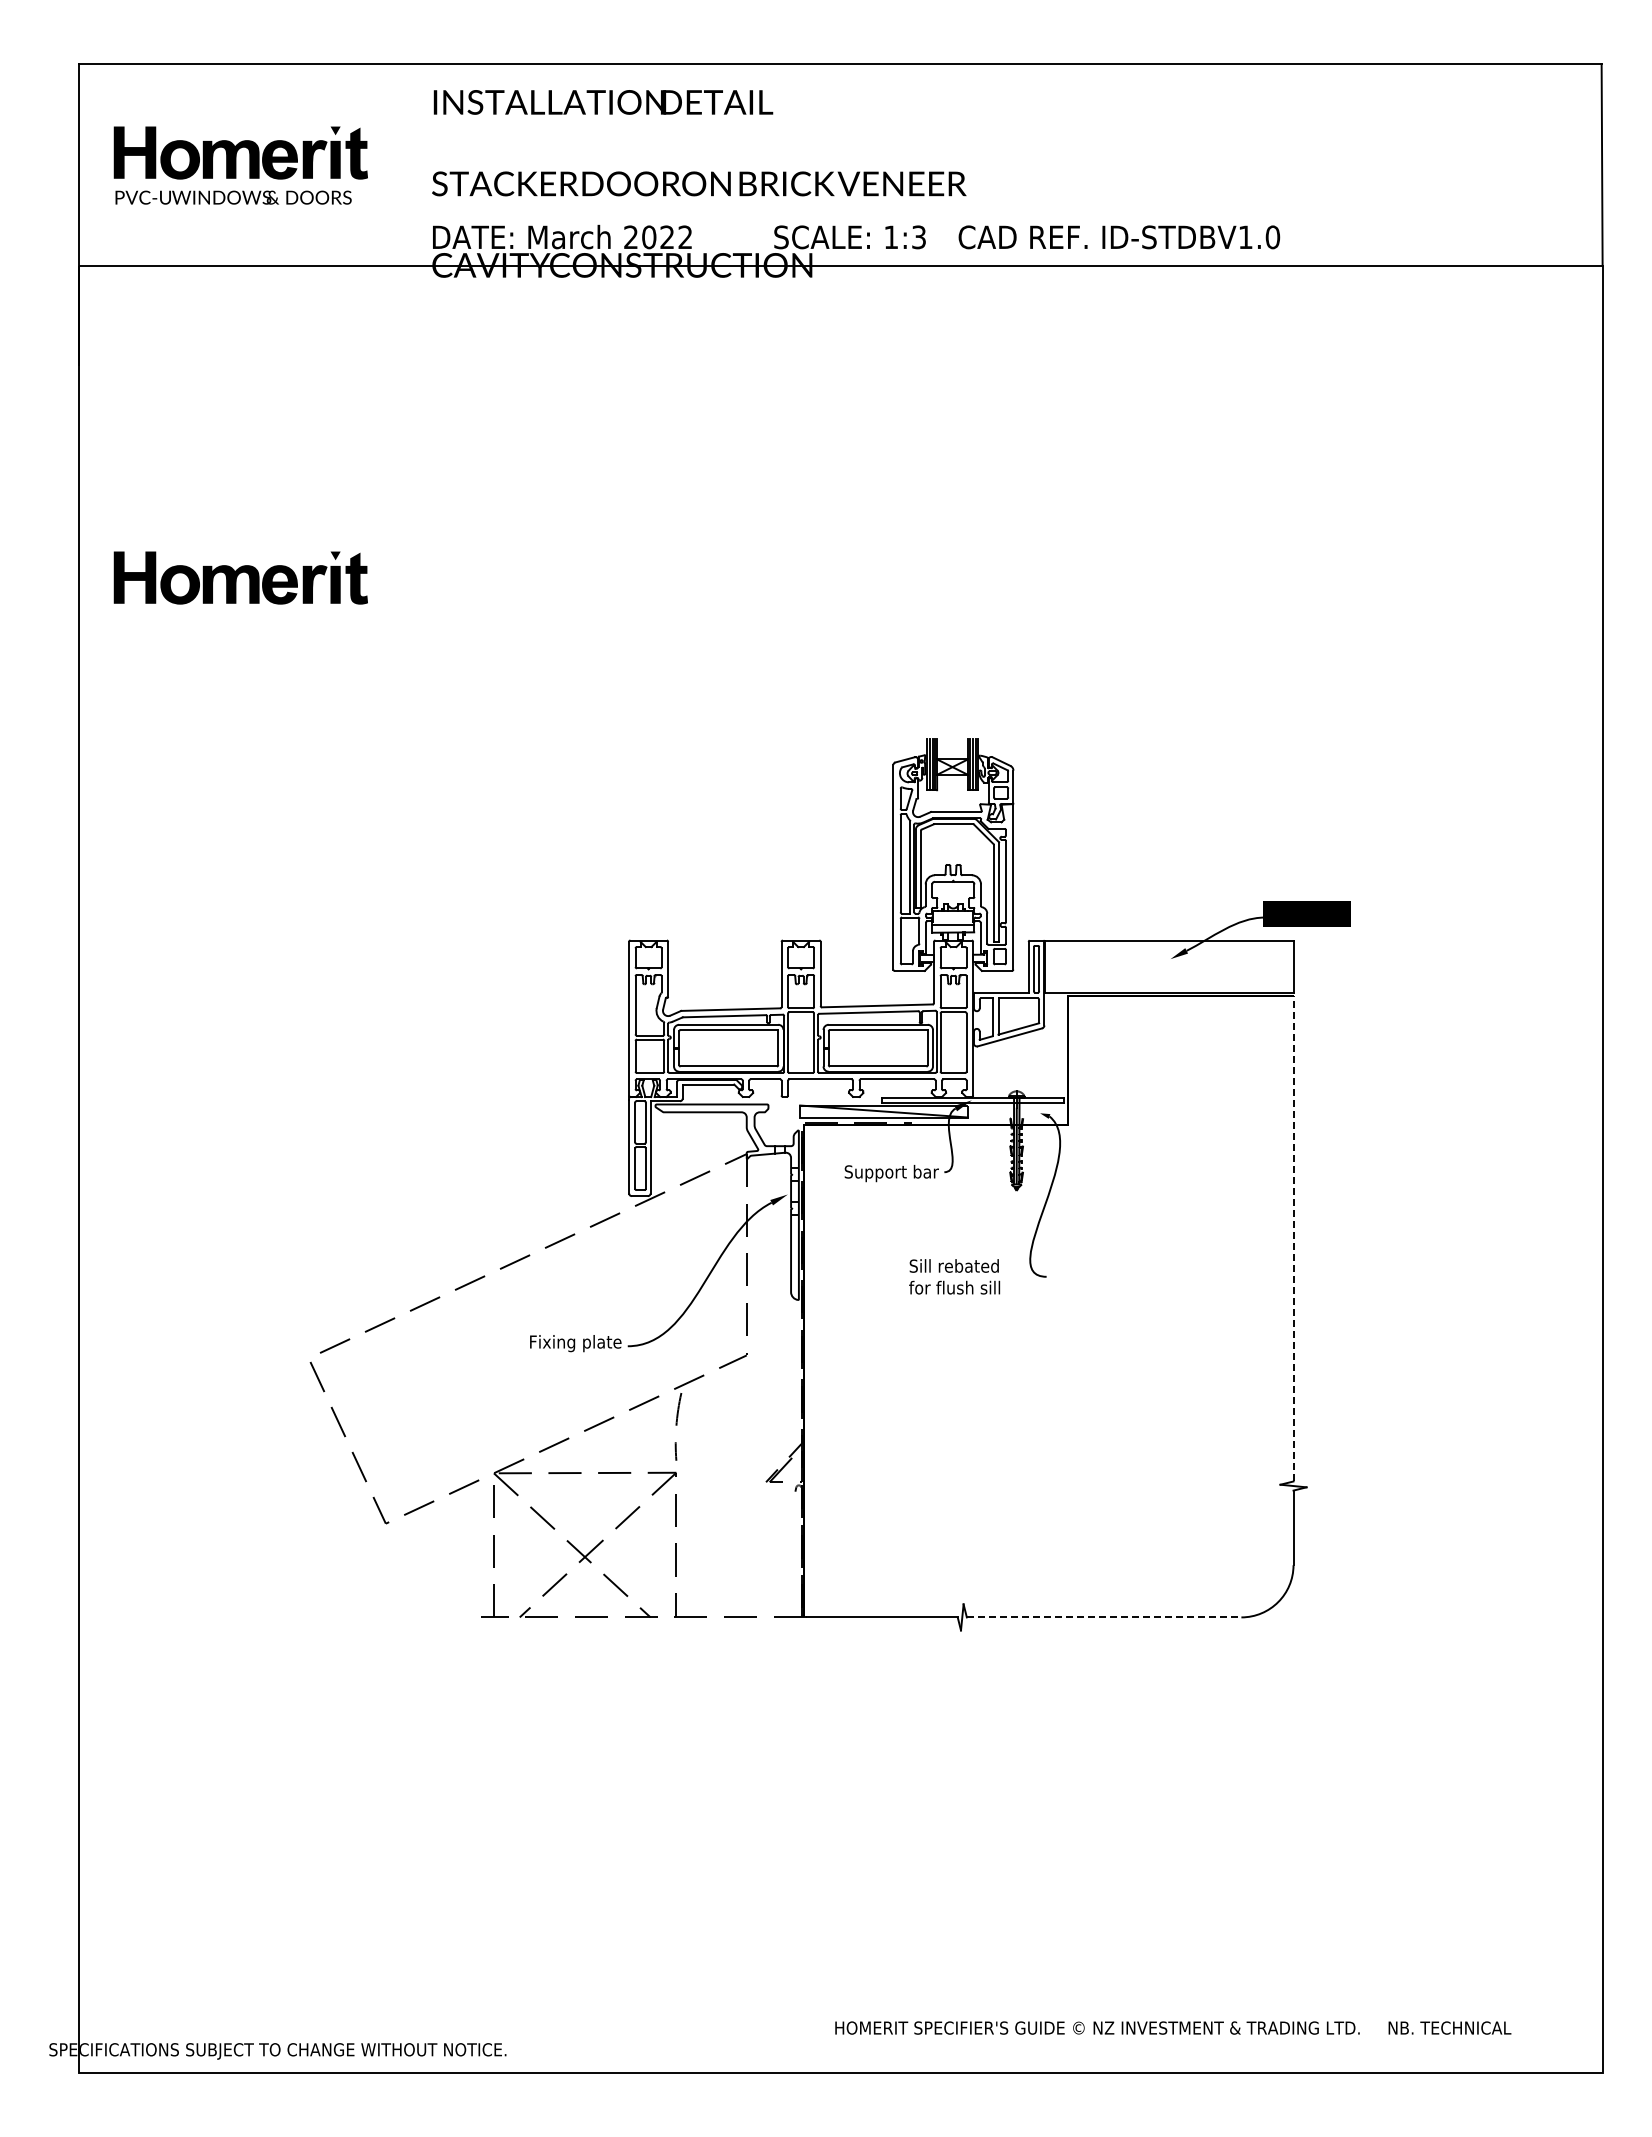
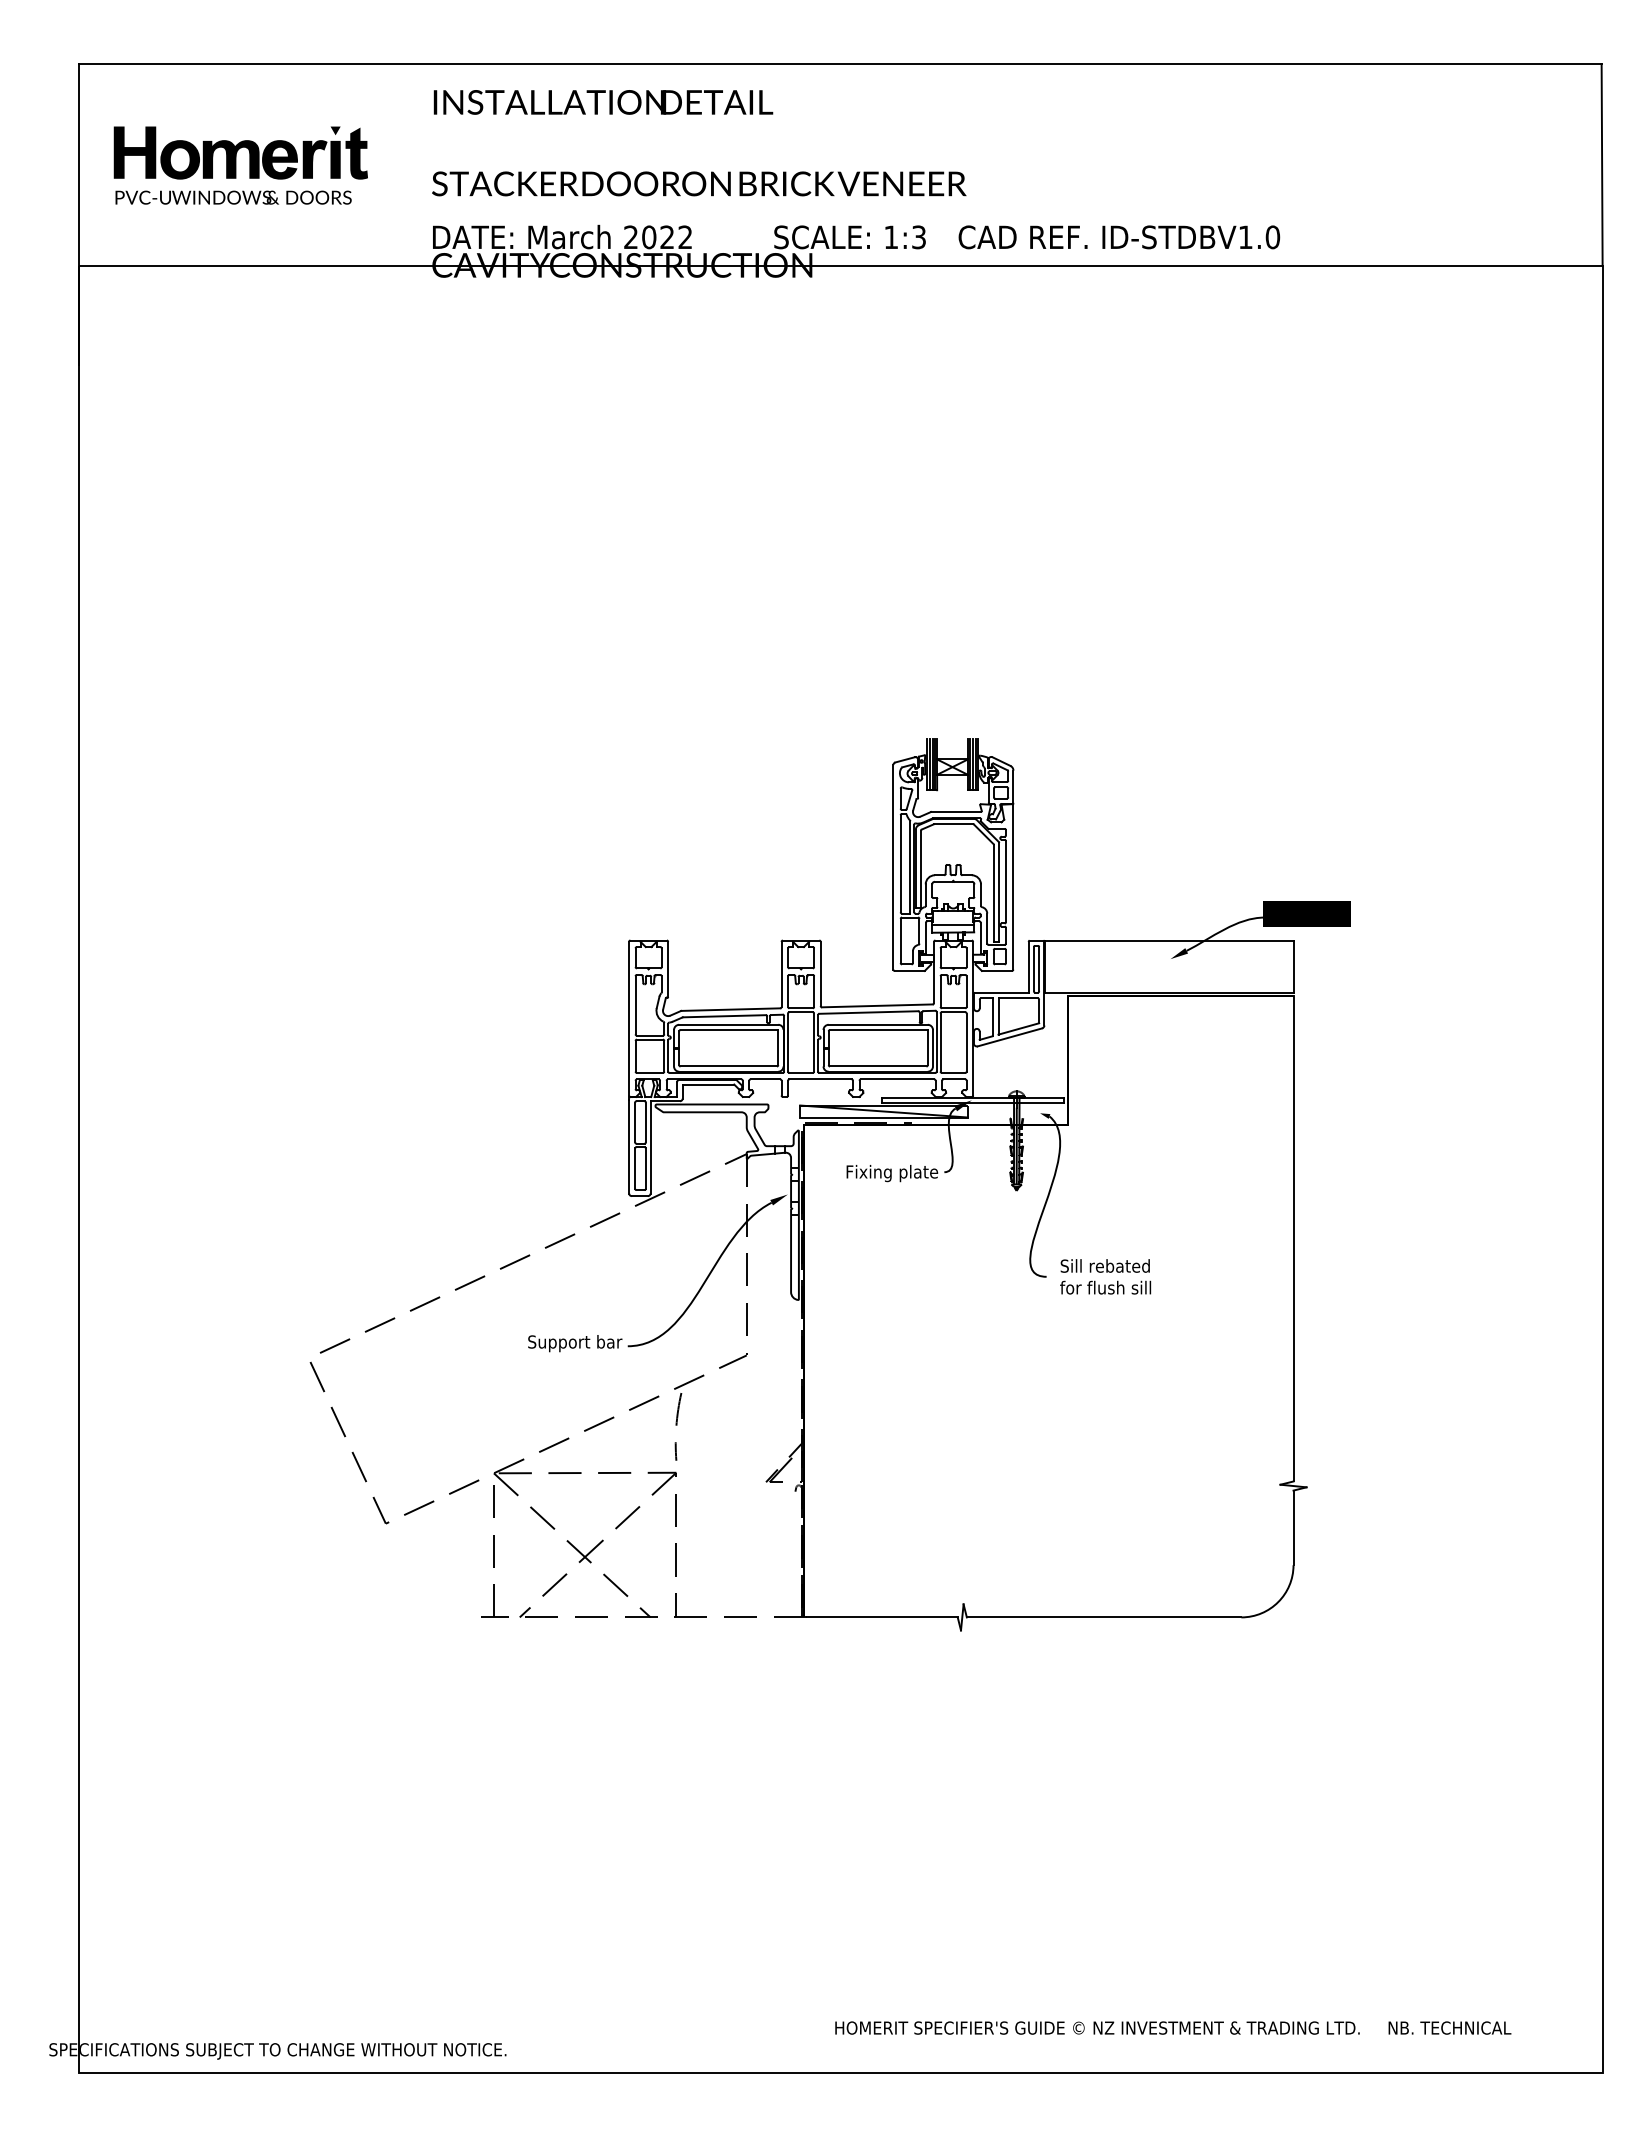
part: present -> none (240, 577)
text: Support bar -> Fixing plate (891, 1173)
line: dashed -> solid (1293, 1238)
text position: (954, 1276) -> (1105, 1276) (1105, 1276)
text: Fixing plate -> Support bar (575, 1343)
line: dashed -> solid (1104, 1617)
